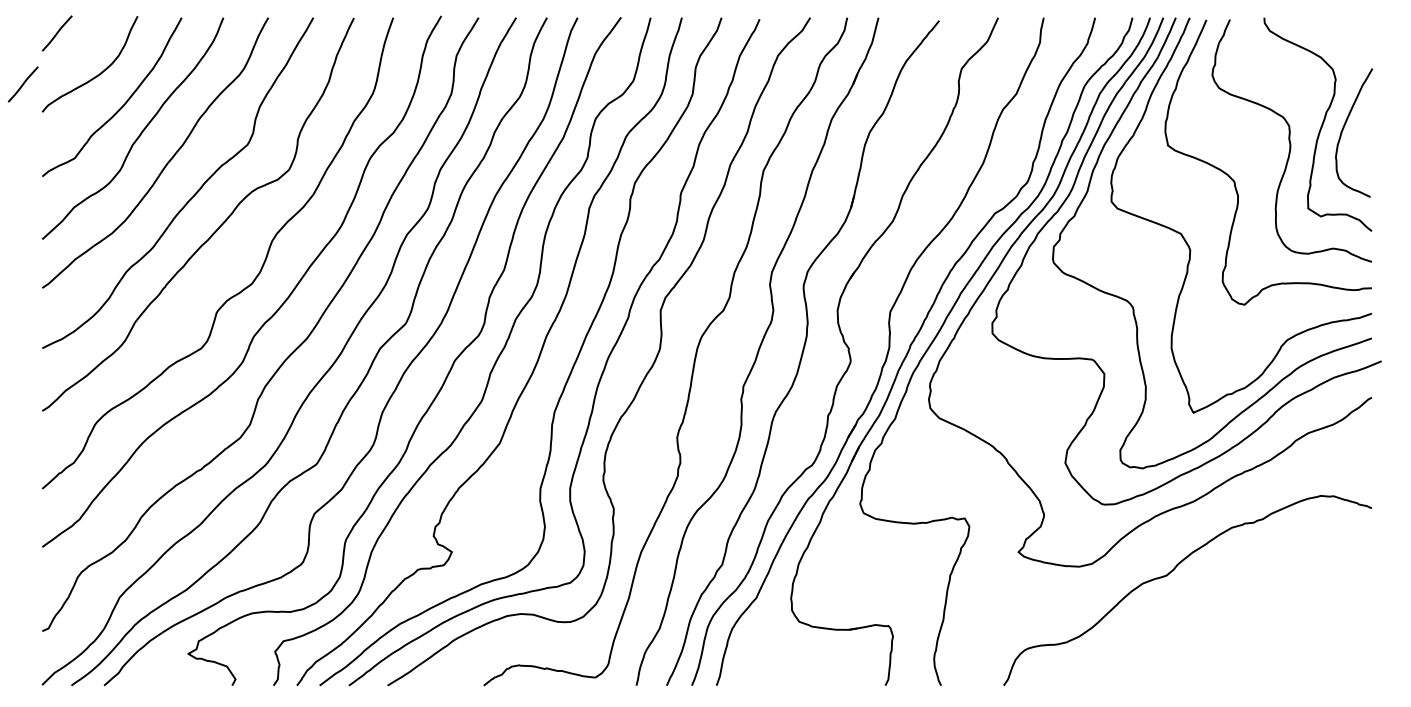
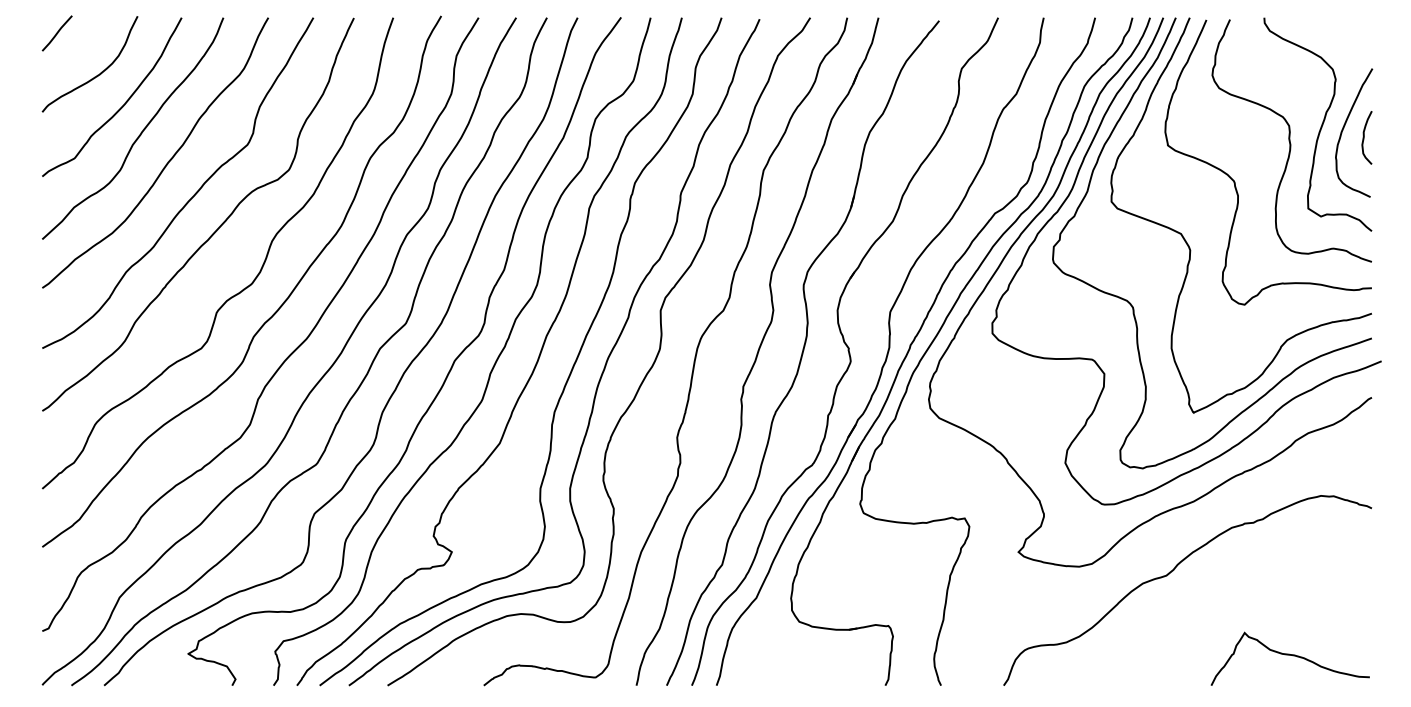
line: present -> none (22, 84)
curve: none -> present (1364, 137)
curve: none -> present (1289, 655)
